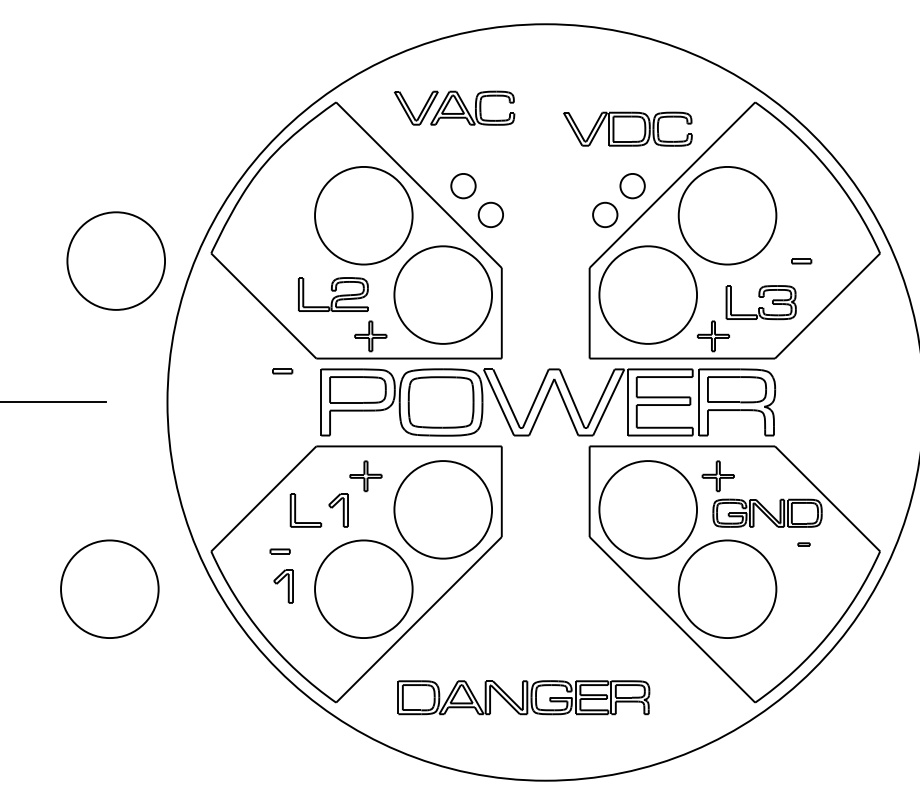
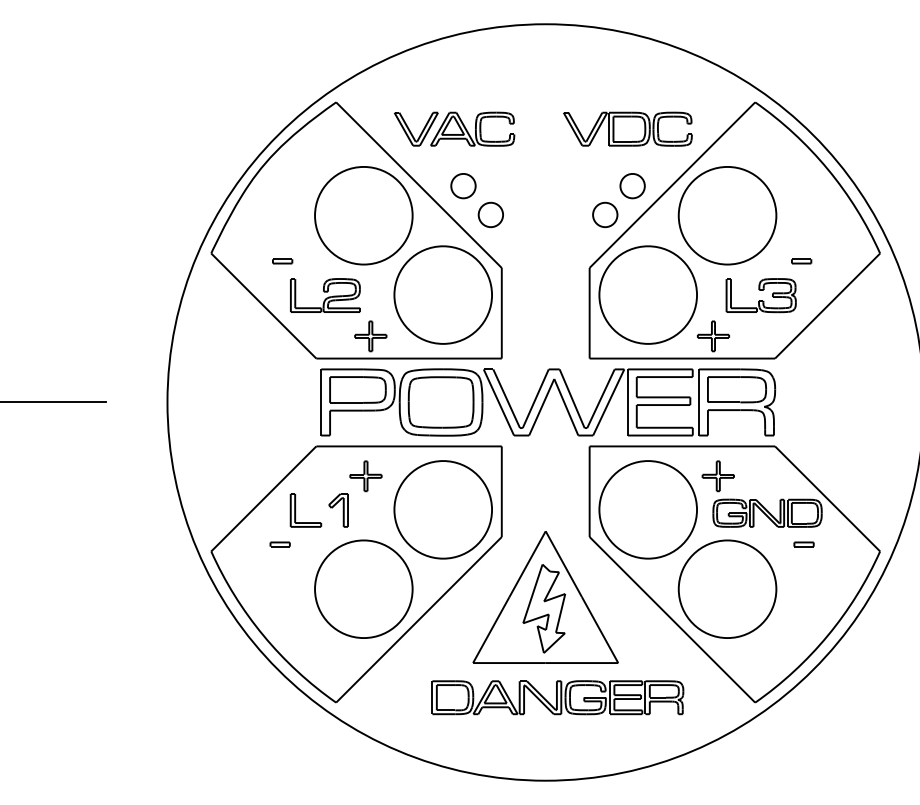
part position: (454, 107) -> (454, 128) (454, 128)
part: present -> none (115, 260)
part position: (333, 294) -> (325, 295) (325, 295)
part position: (760, 302) -> (760, 295) (760, 295)
part position: (282, 371) -> (282, 261) (282, 261)
part size: 14x5 px -> 22x7 px (803, 544)
part position: (279, 551) -> (279, 544) (279, 544)
part: present -> none (283, 586)
part: present -> none (109, 588)
part: none -> present (545, 597)
part position: (523, 697) -> (557, 697) (557, 697)
